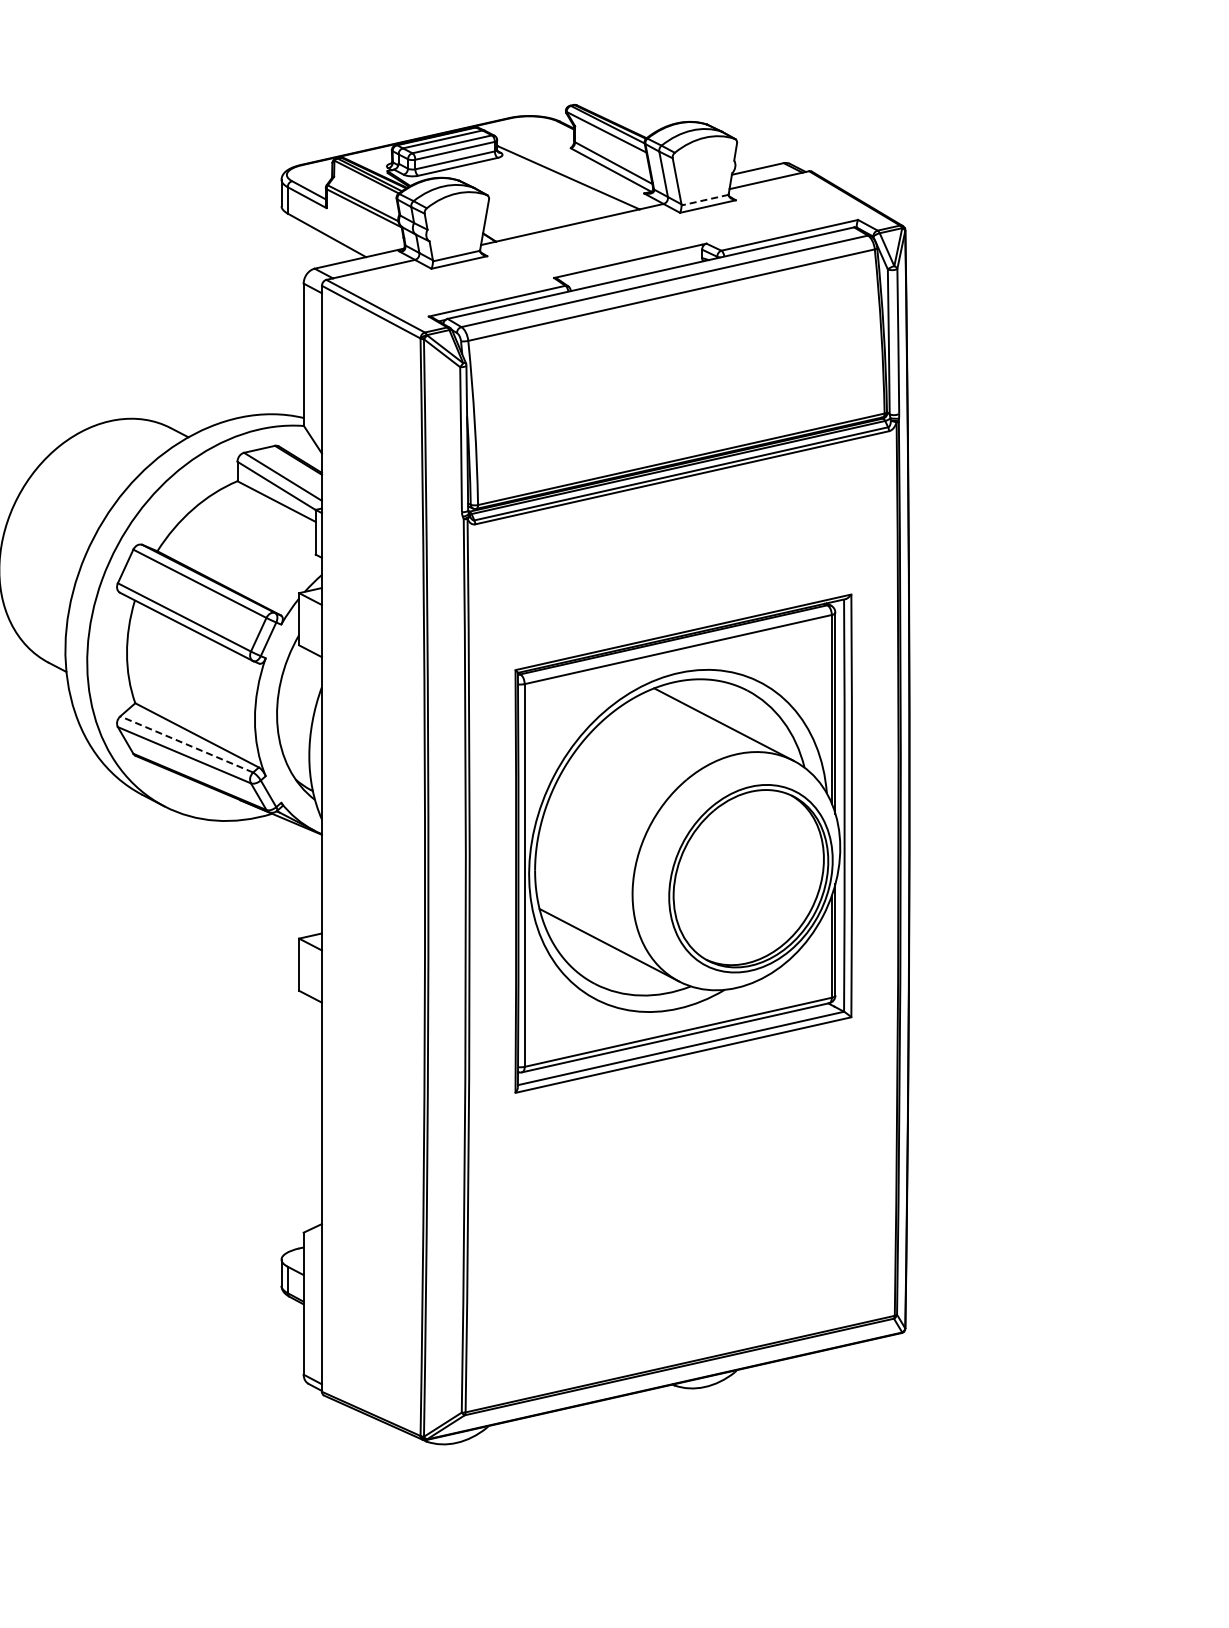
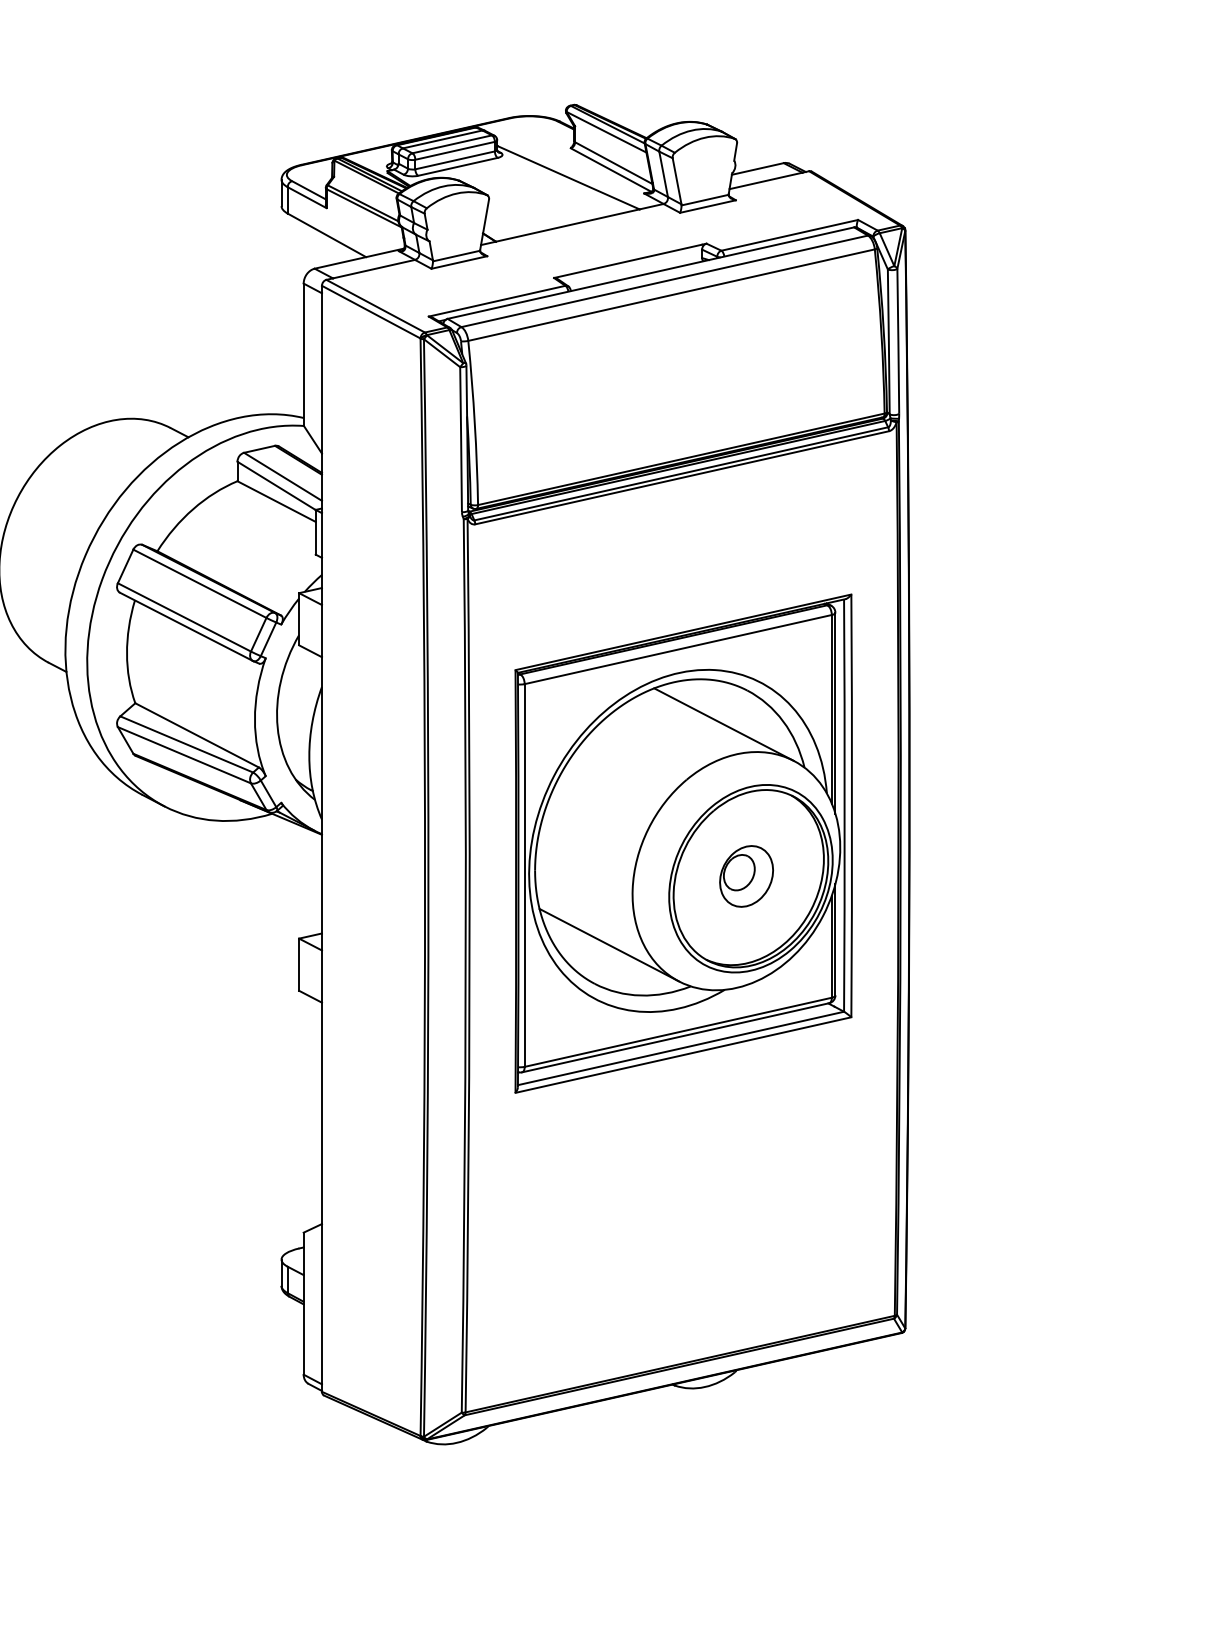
line: dashed -> solid (704, 200)
line: dashed -> solid (186, 744)
part: none -> present (746, 876)
